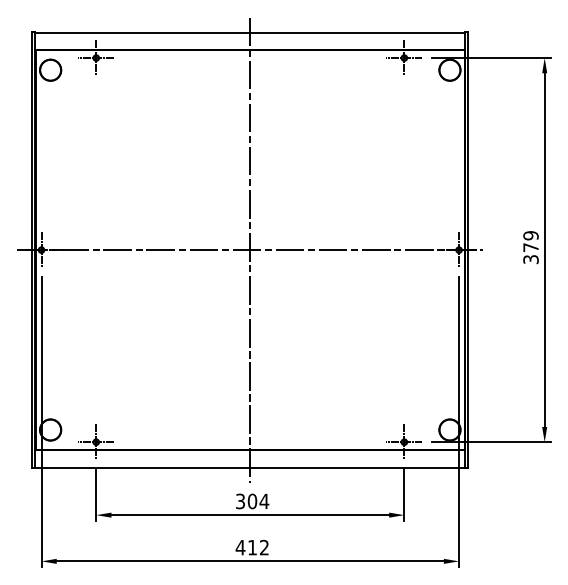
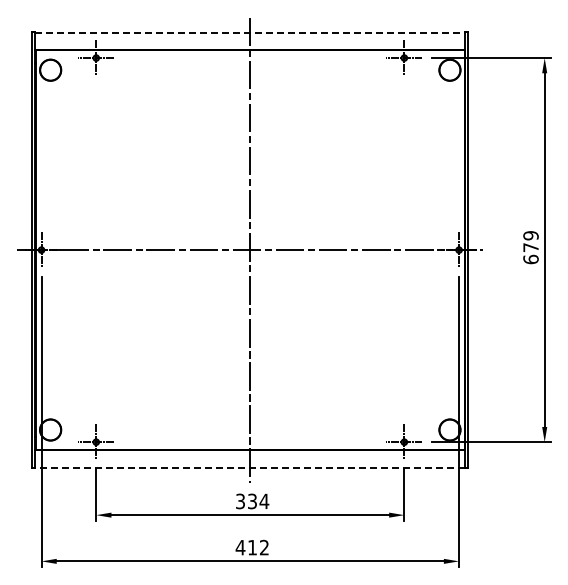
line: solid -> dashed (250, 32)
text: 379 -> 679 (530, 259)
line: solid -> dashed (250, 467)
text: 304 -> 334 (252, 501)
